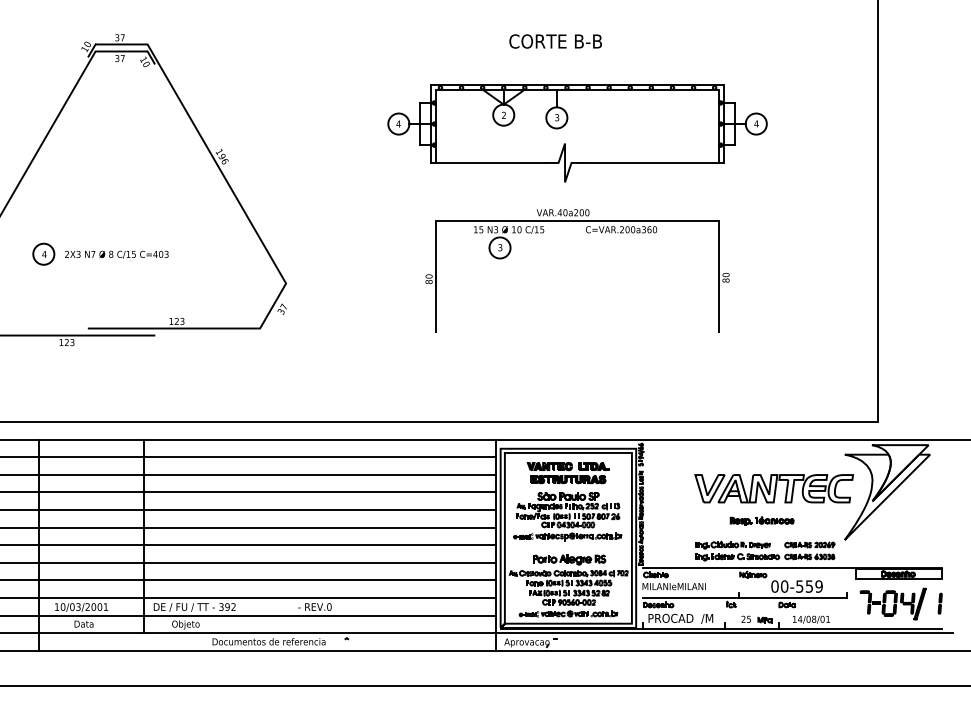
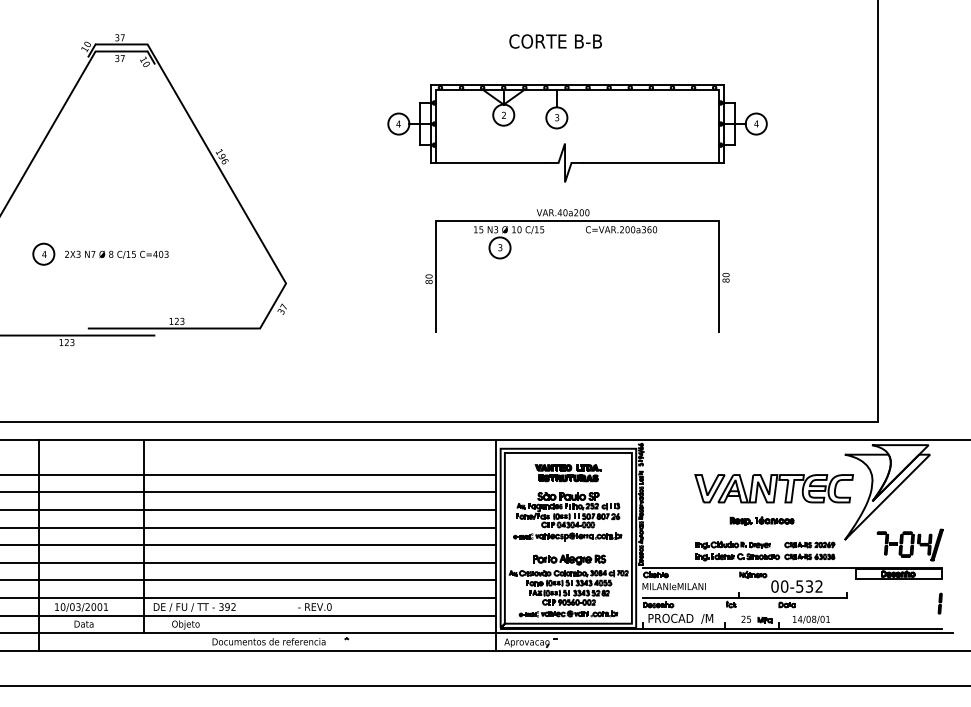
line: present -> none (249, 457)
part size: 84x23 px -> 68x19 px (567, 473)
text: 00-559 -> 00-532 (814, 586)
part position: (892, 603) -> (909, 544) (909, 544)
